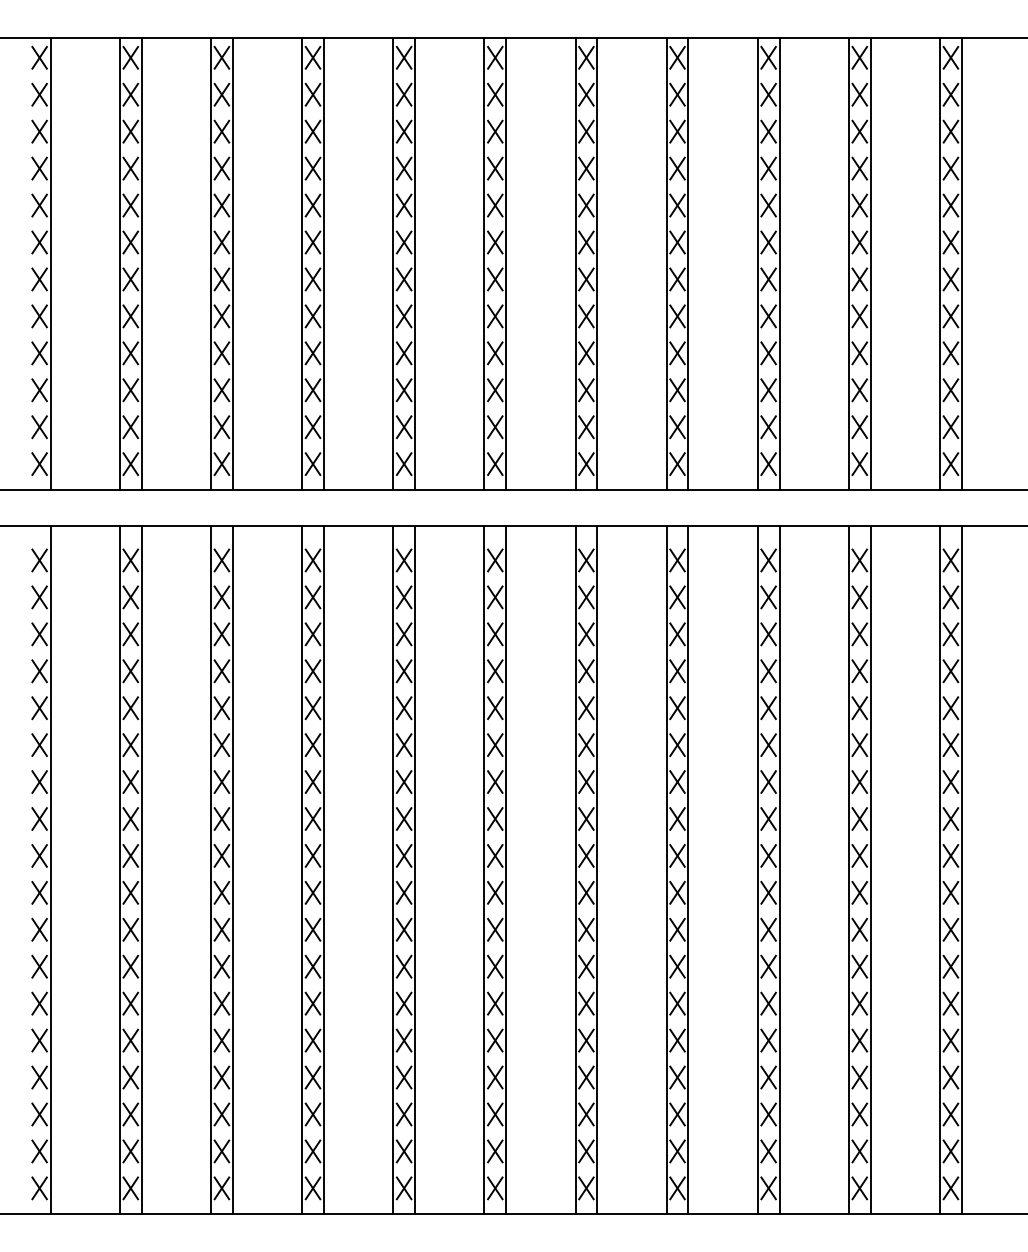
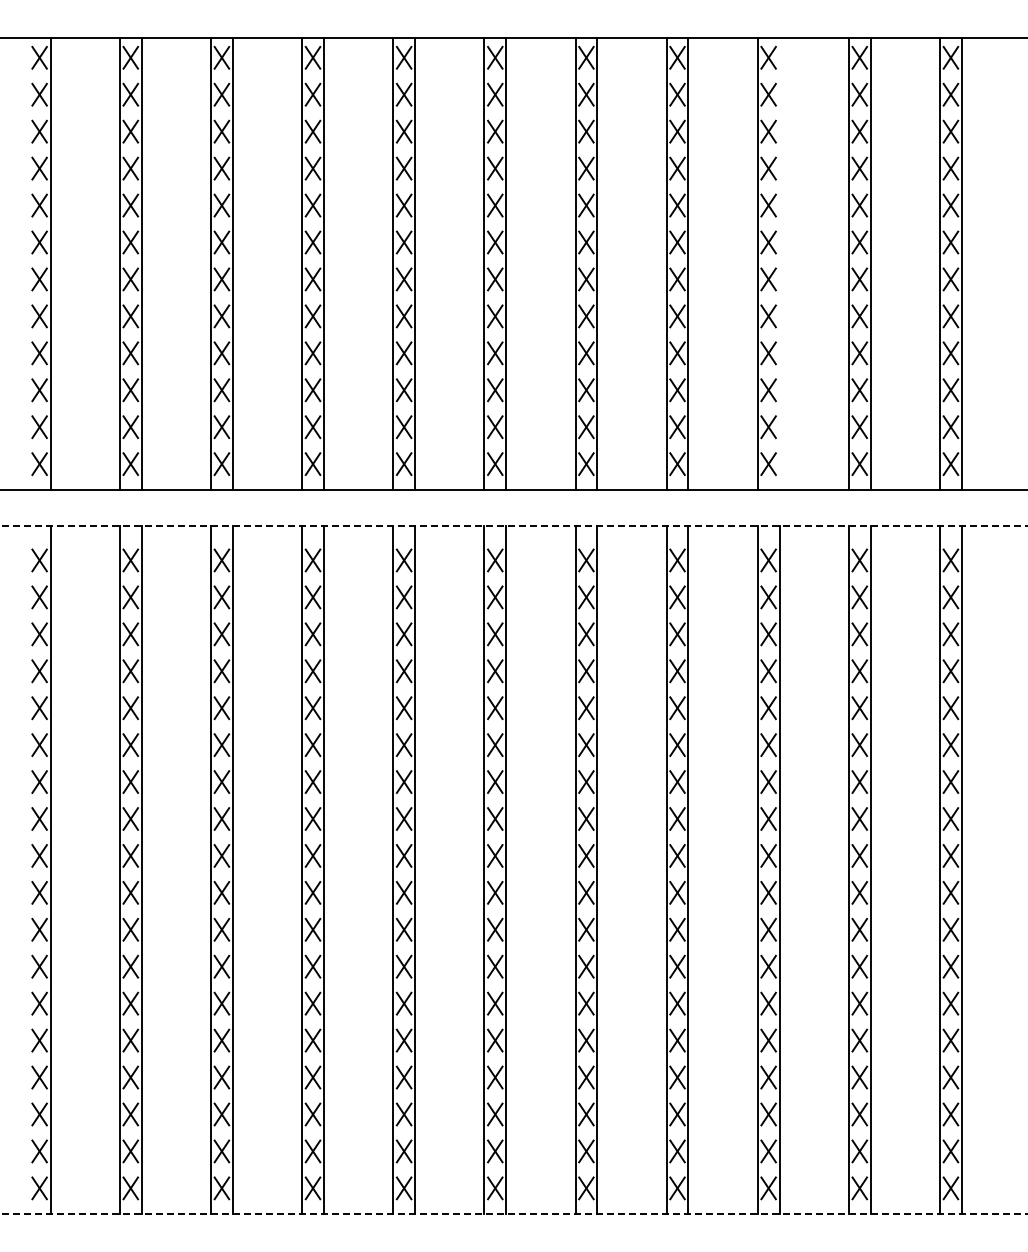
line: present -> none (779, 263)
line: solid -> dashed (514, 526)
line: solid -> dashed (514, 1214)
